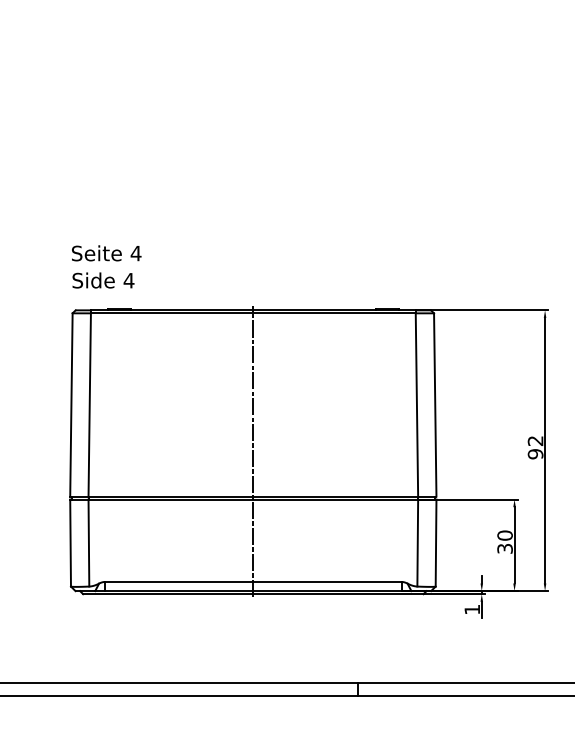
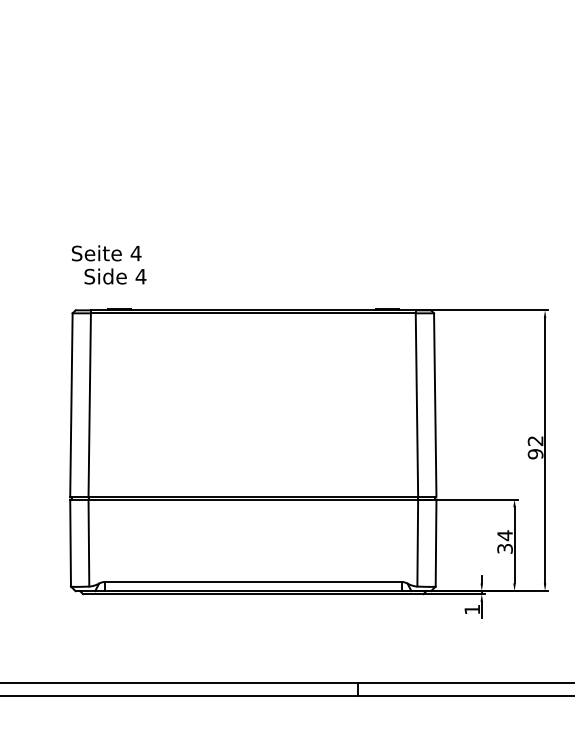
text position: (103, 280) -> (115, 276) (115, 276)
line: present -> none (253, 450)
text: 30 -> 34 (504, 535)
